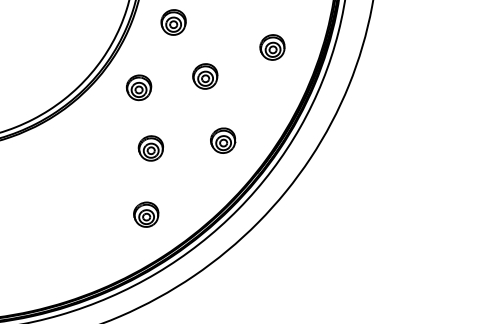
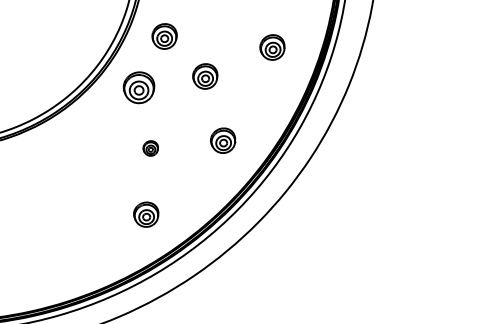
part position: (173, 22) -> (164, 36) (164, 36)
part size: 28x28 px -> 34x34 px (138, 87)
part size: 27x27 px -> 17x17 px (150, 148)
